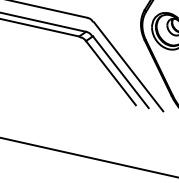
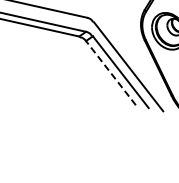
line: solid -> dashed (110, 73)
line: present -> none (88, 157)
